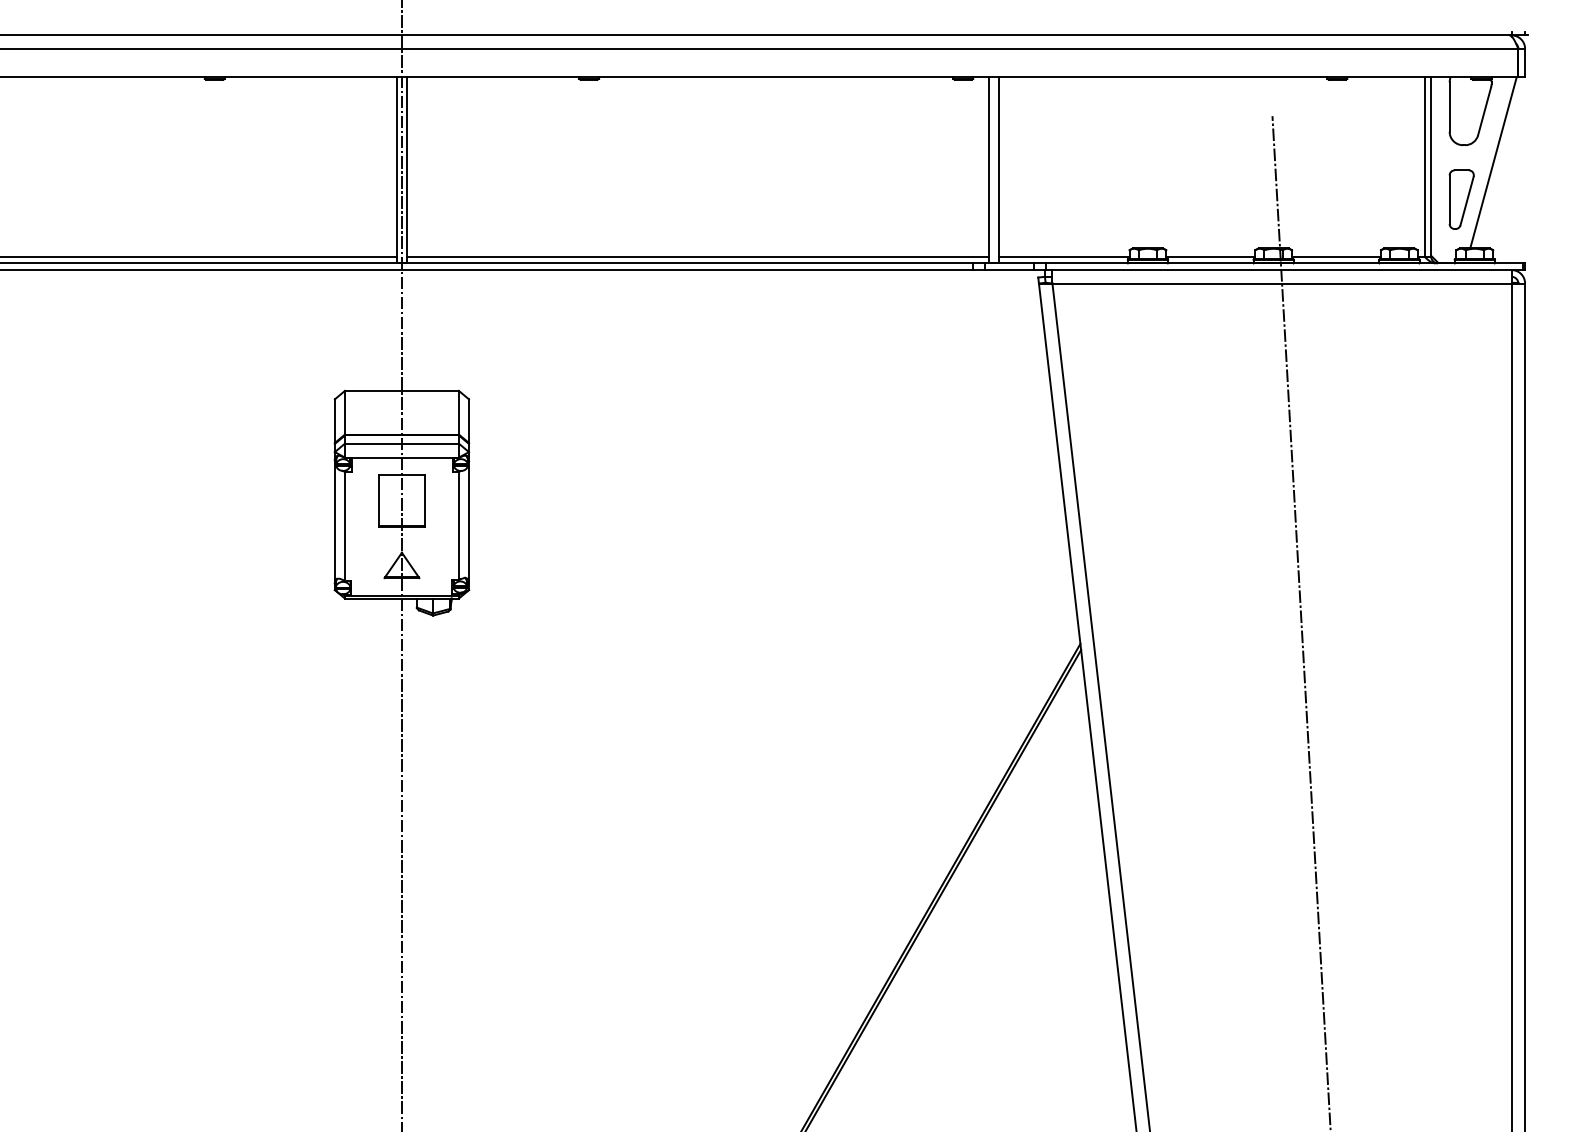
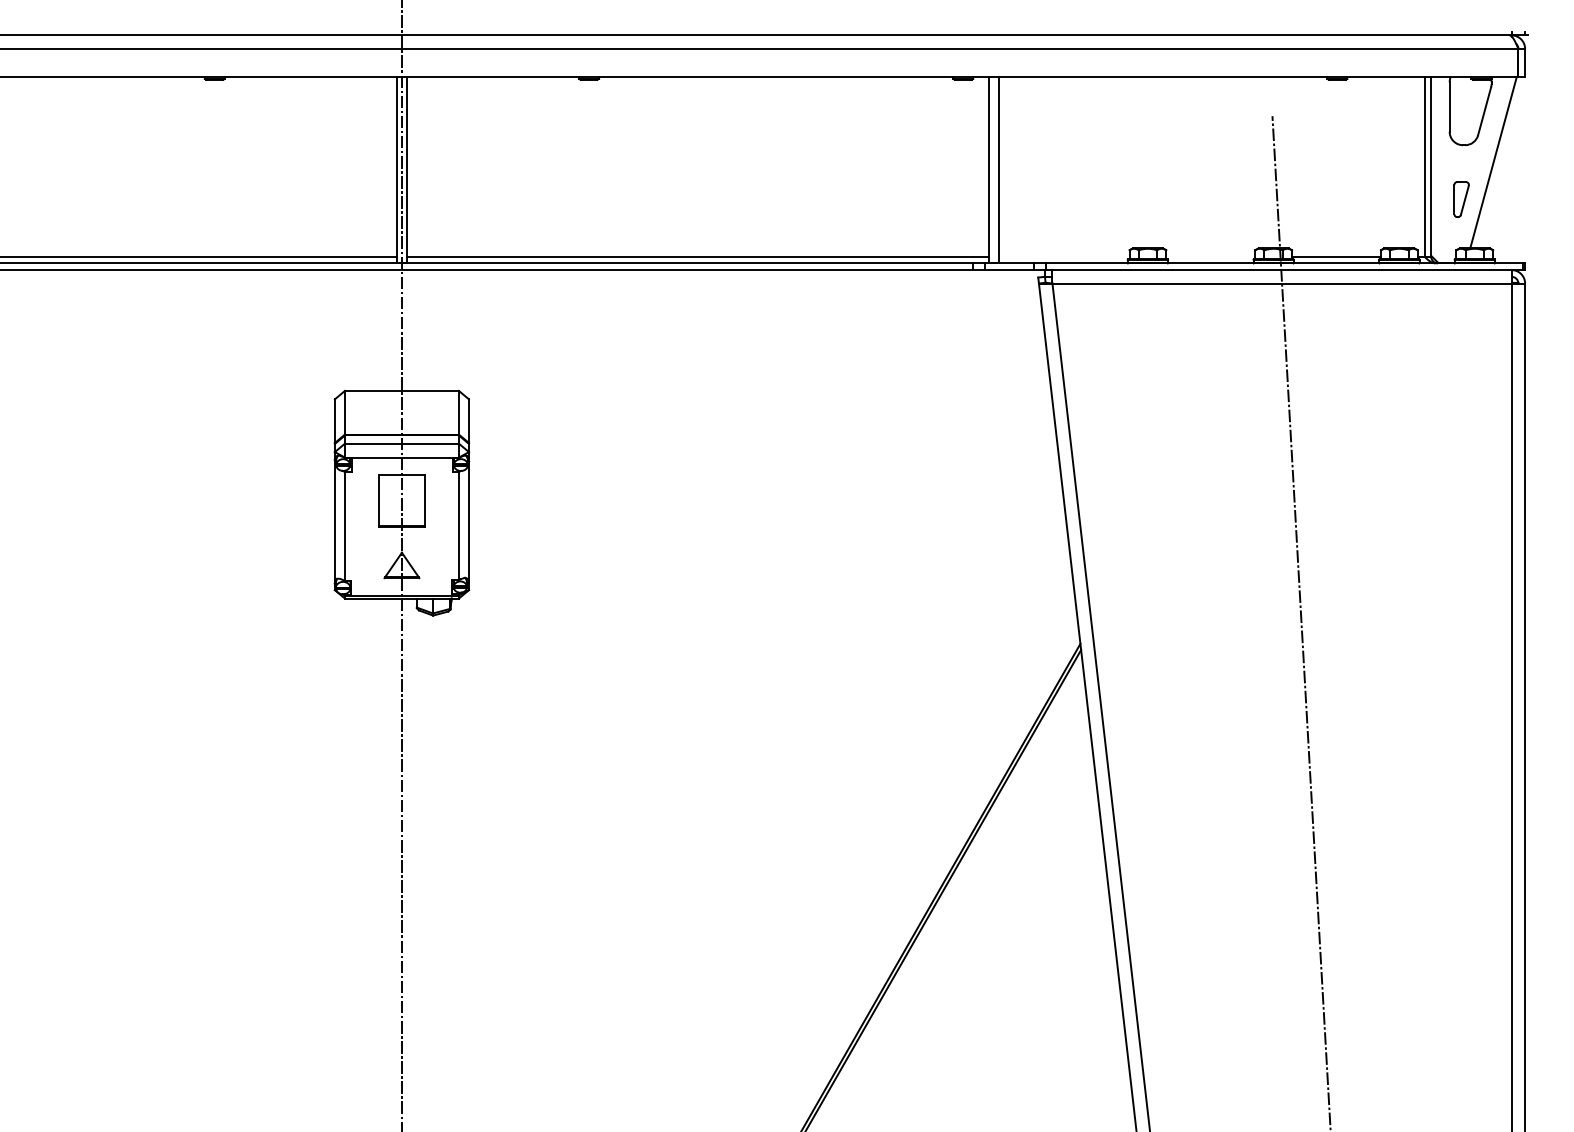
part size: 27x61 px -> 17x37 px (1461, 199)
line: present -> none (1063, 256)
line: present -> none (1210, 256)
